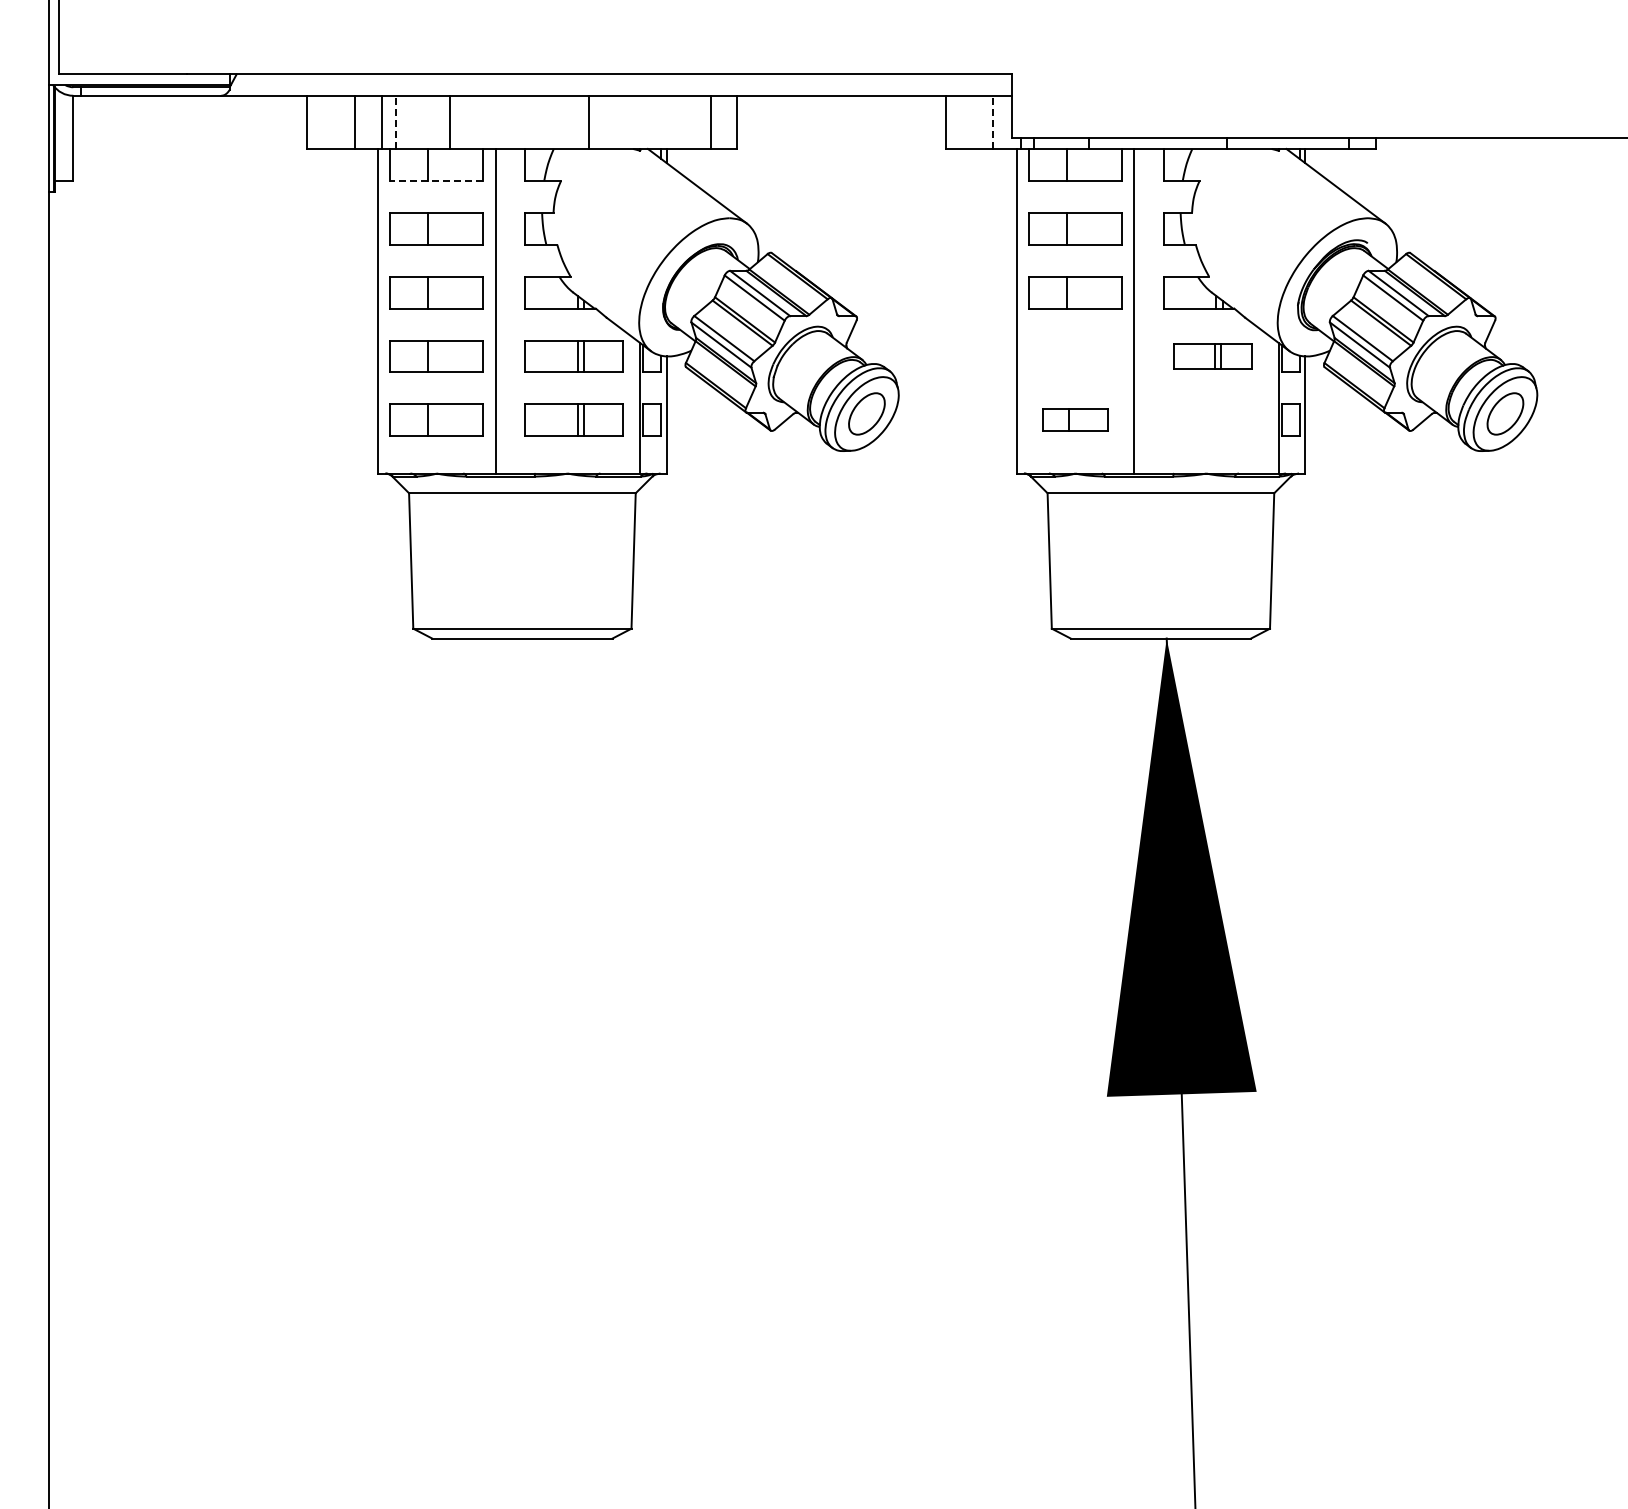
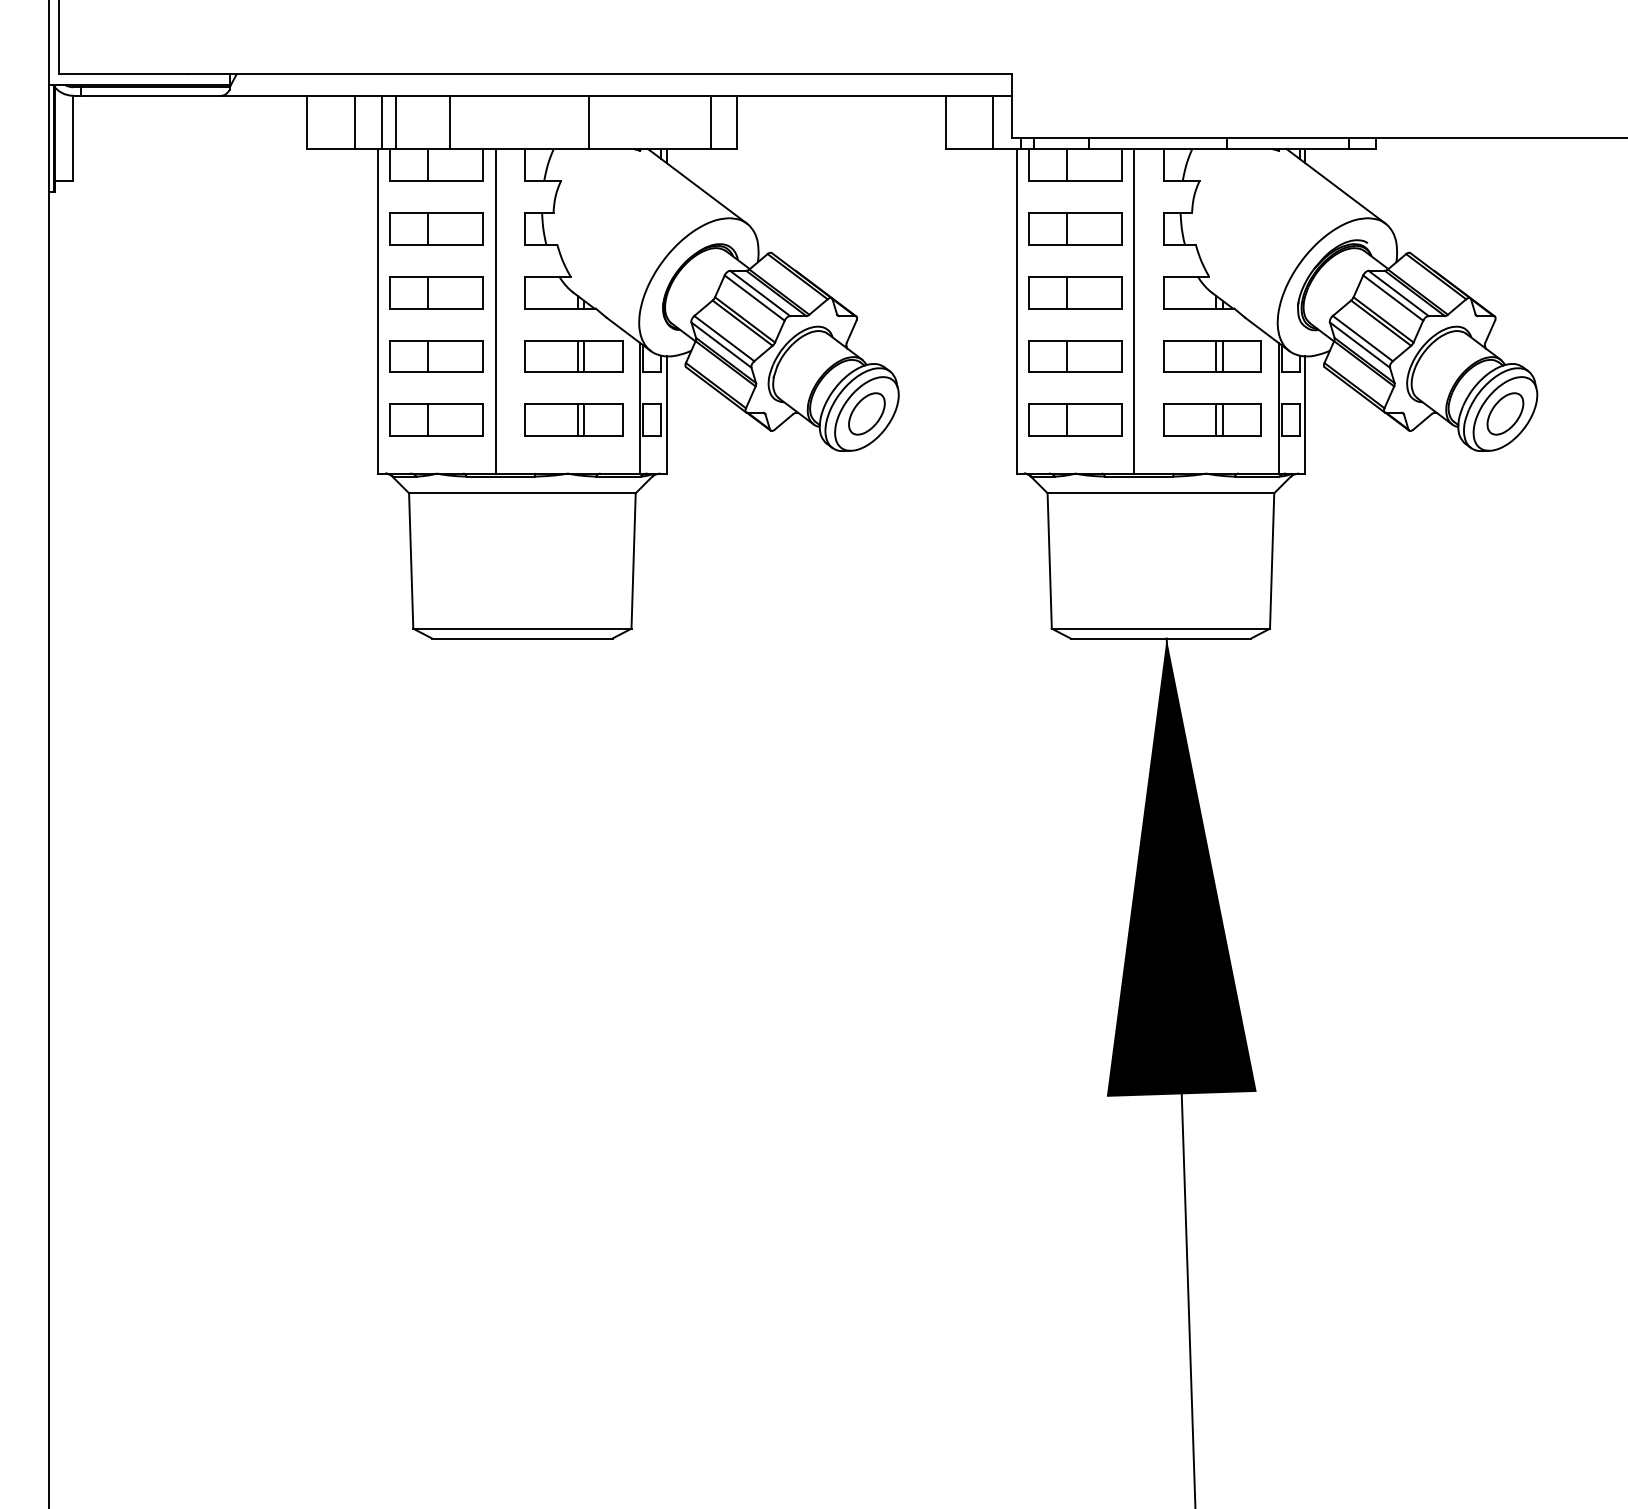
line: dashed -> solid (395, 122)
line: dashed -> solid (993, 122)
line: dashed -> solid (436, 180)
part: none -> present (1075, 356)
part size: 80x27 px -> 99x33 px (1212, 356)
part size: 67x24 px -> 95x34 px (1075, 419)
part: none -> present (1212, 419)
